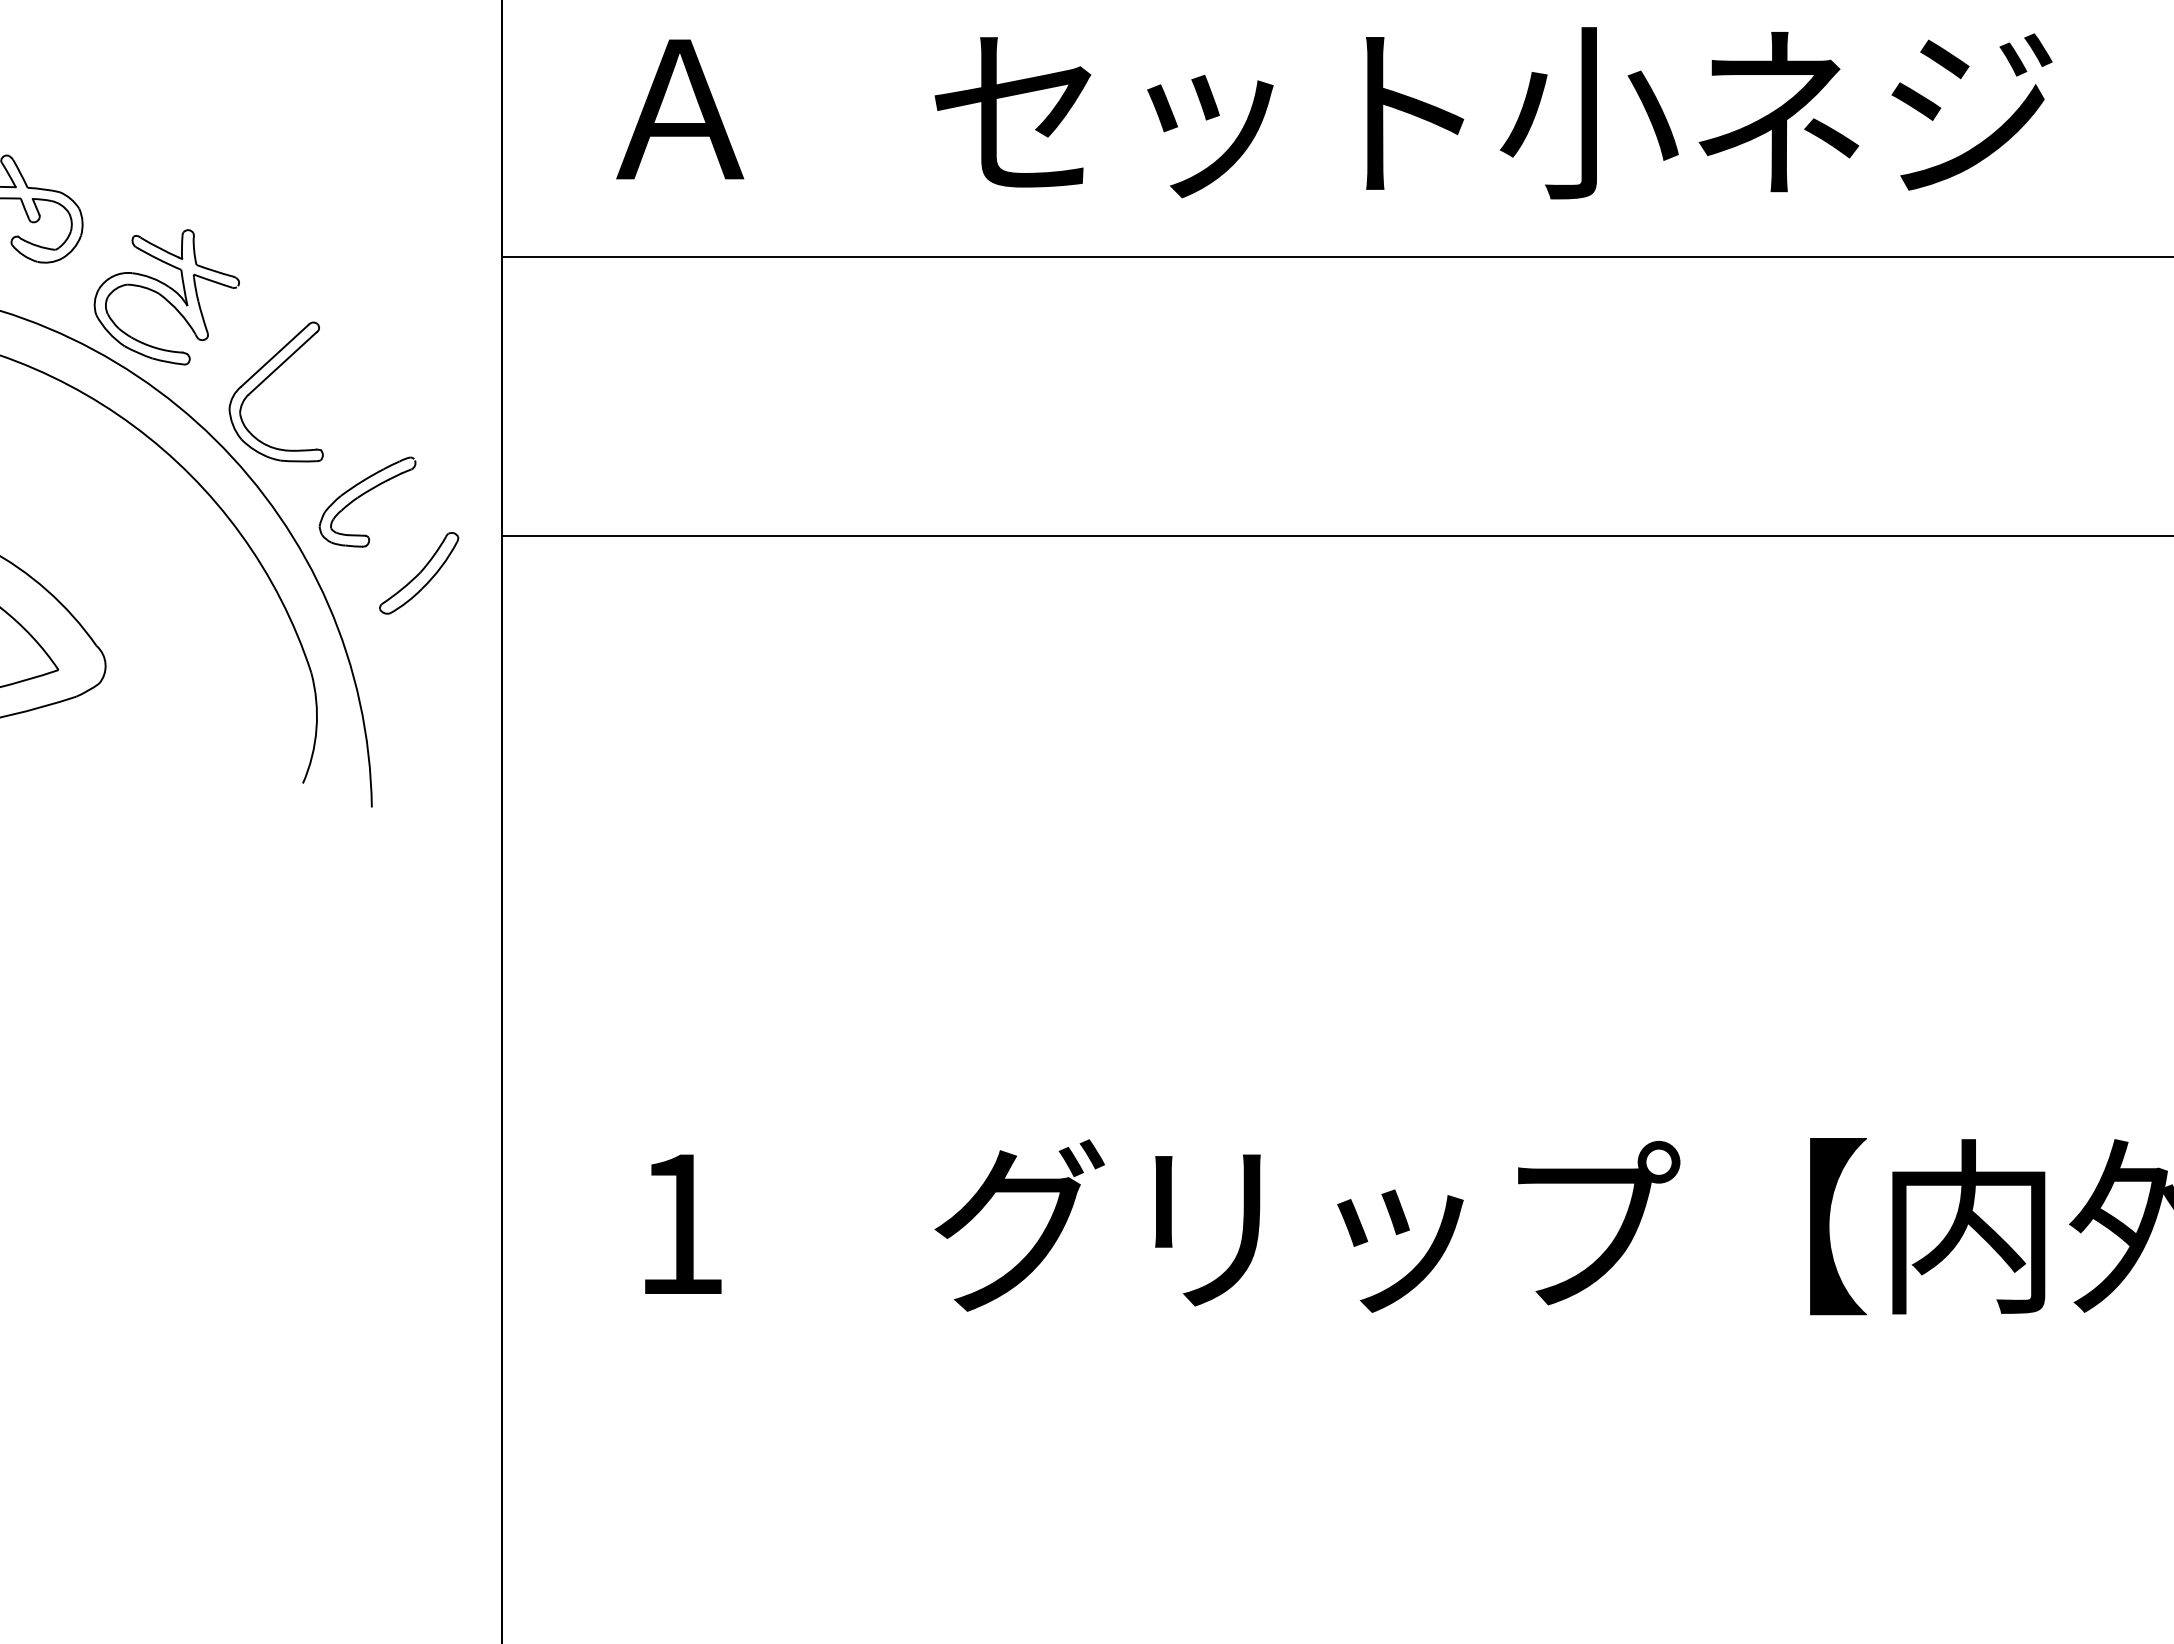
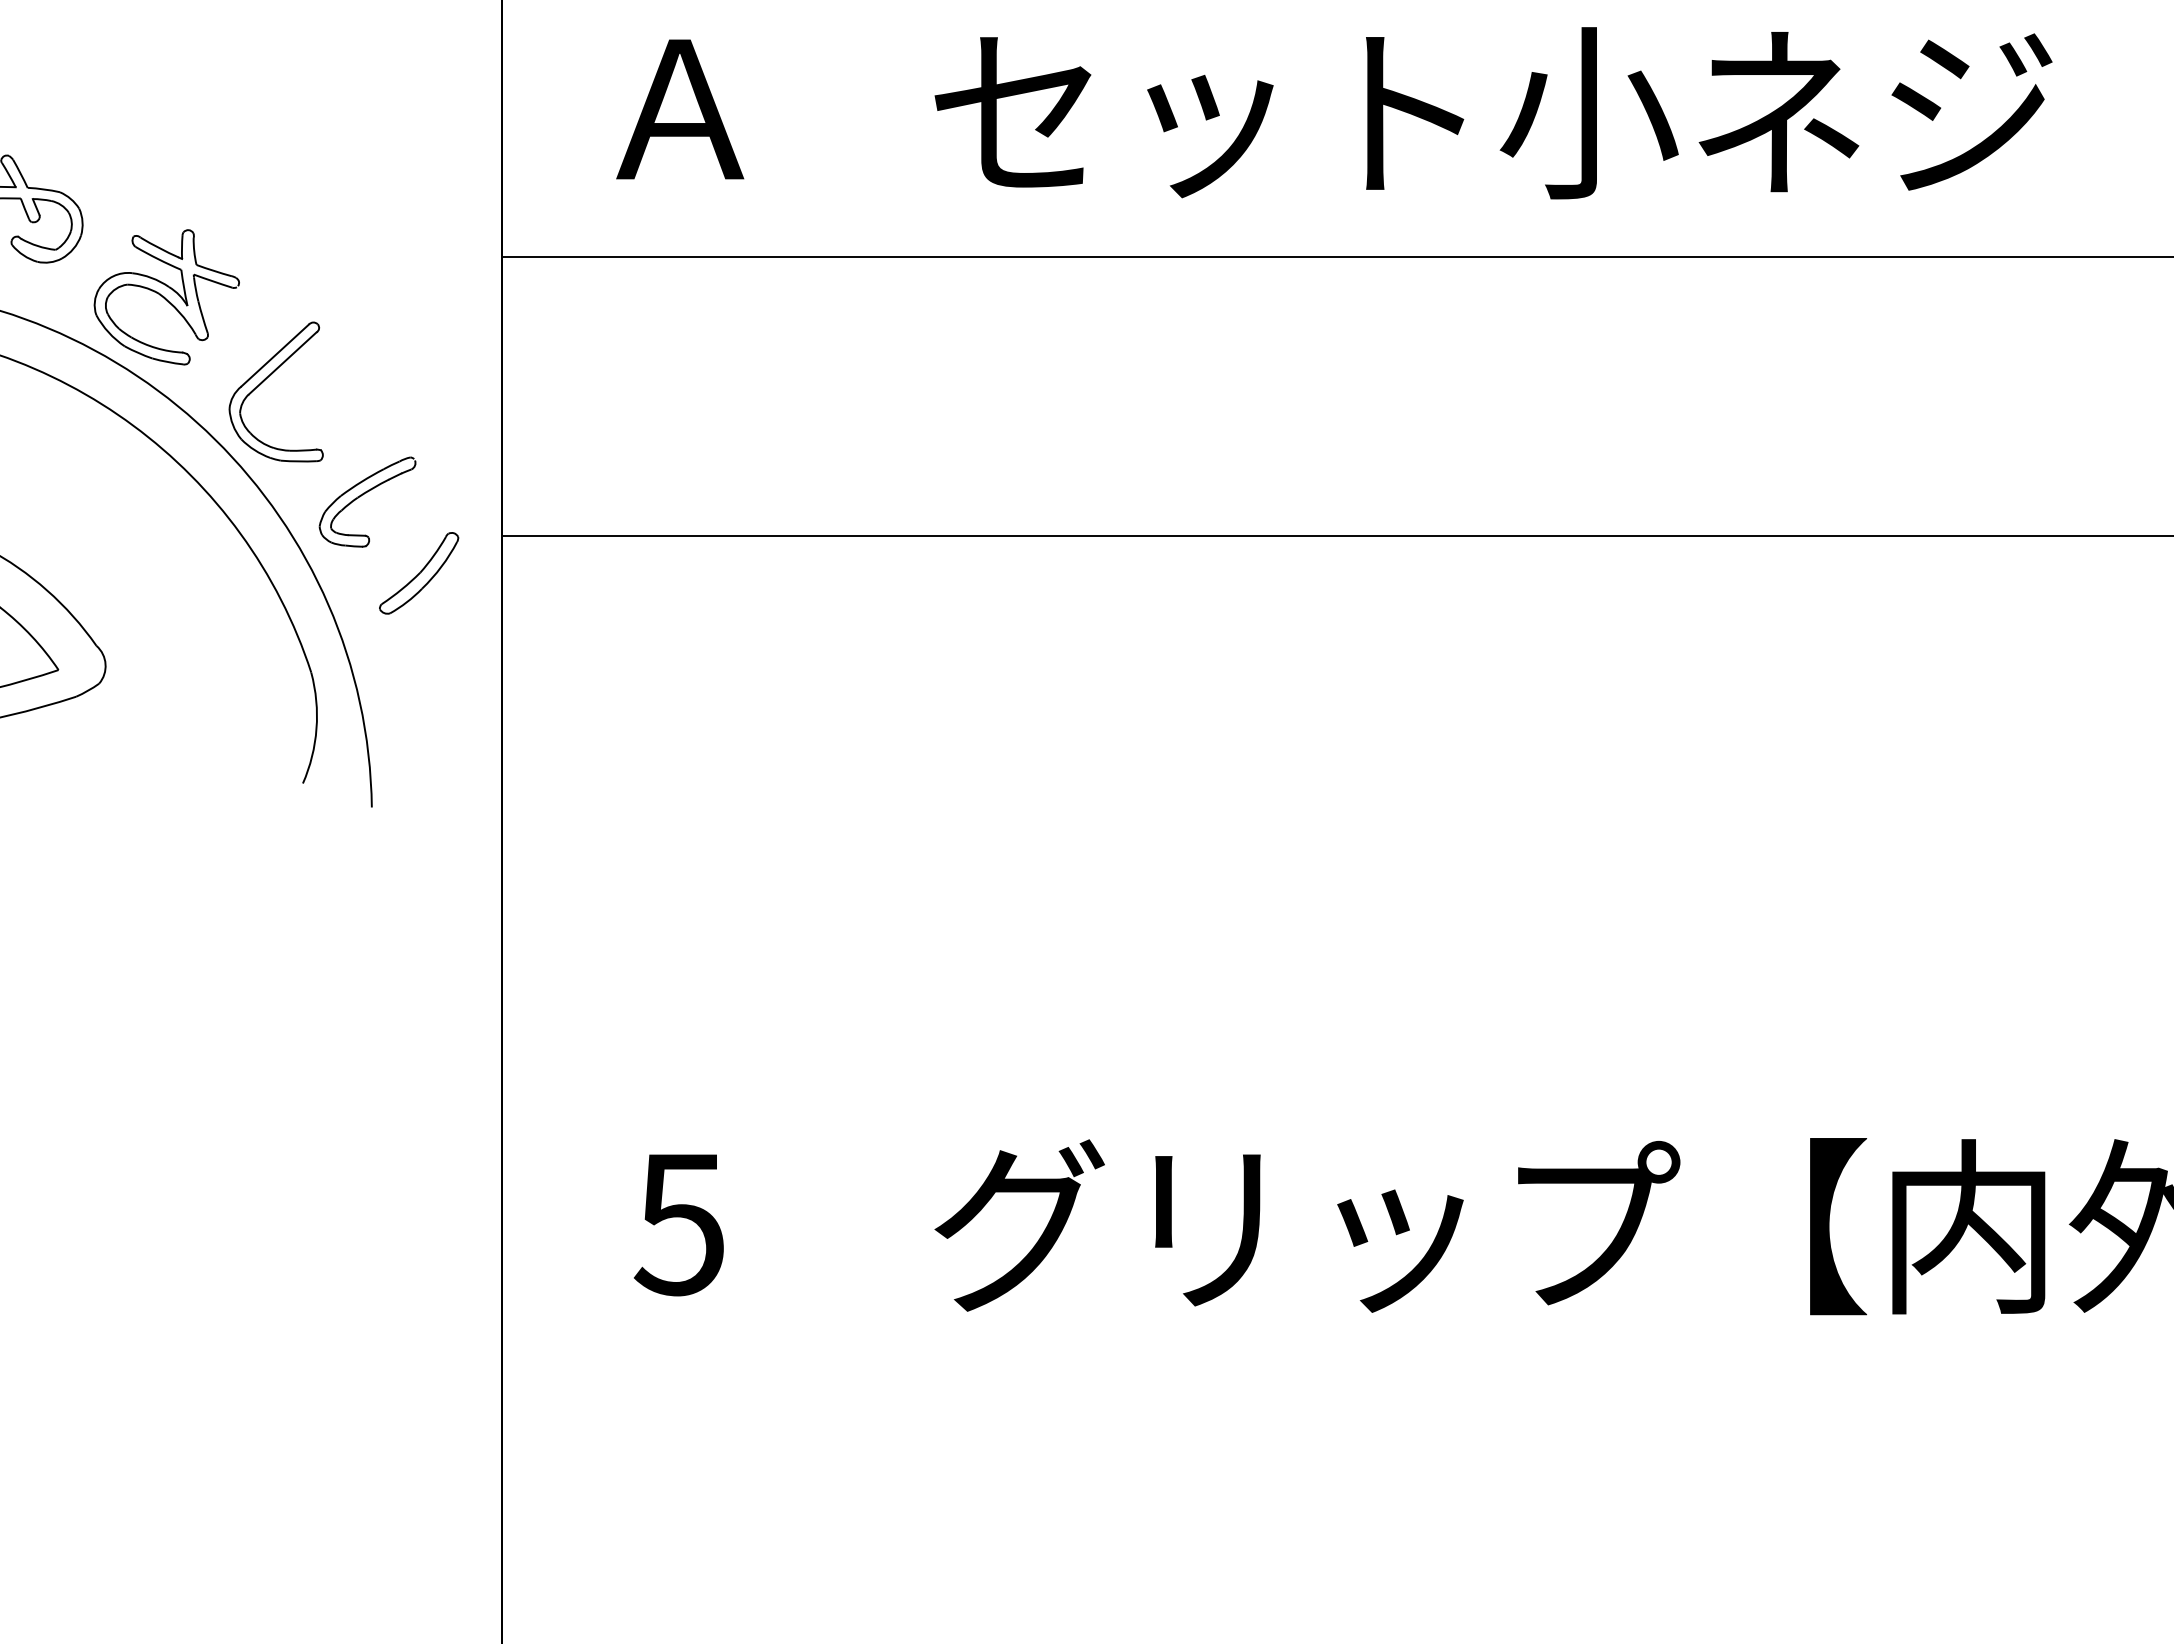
text: 1 -> 5 (678, 1225)
